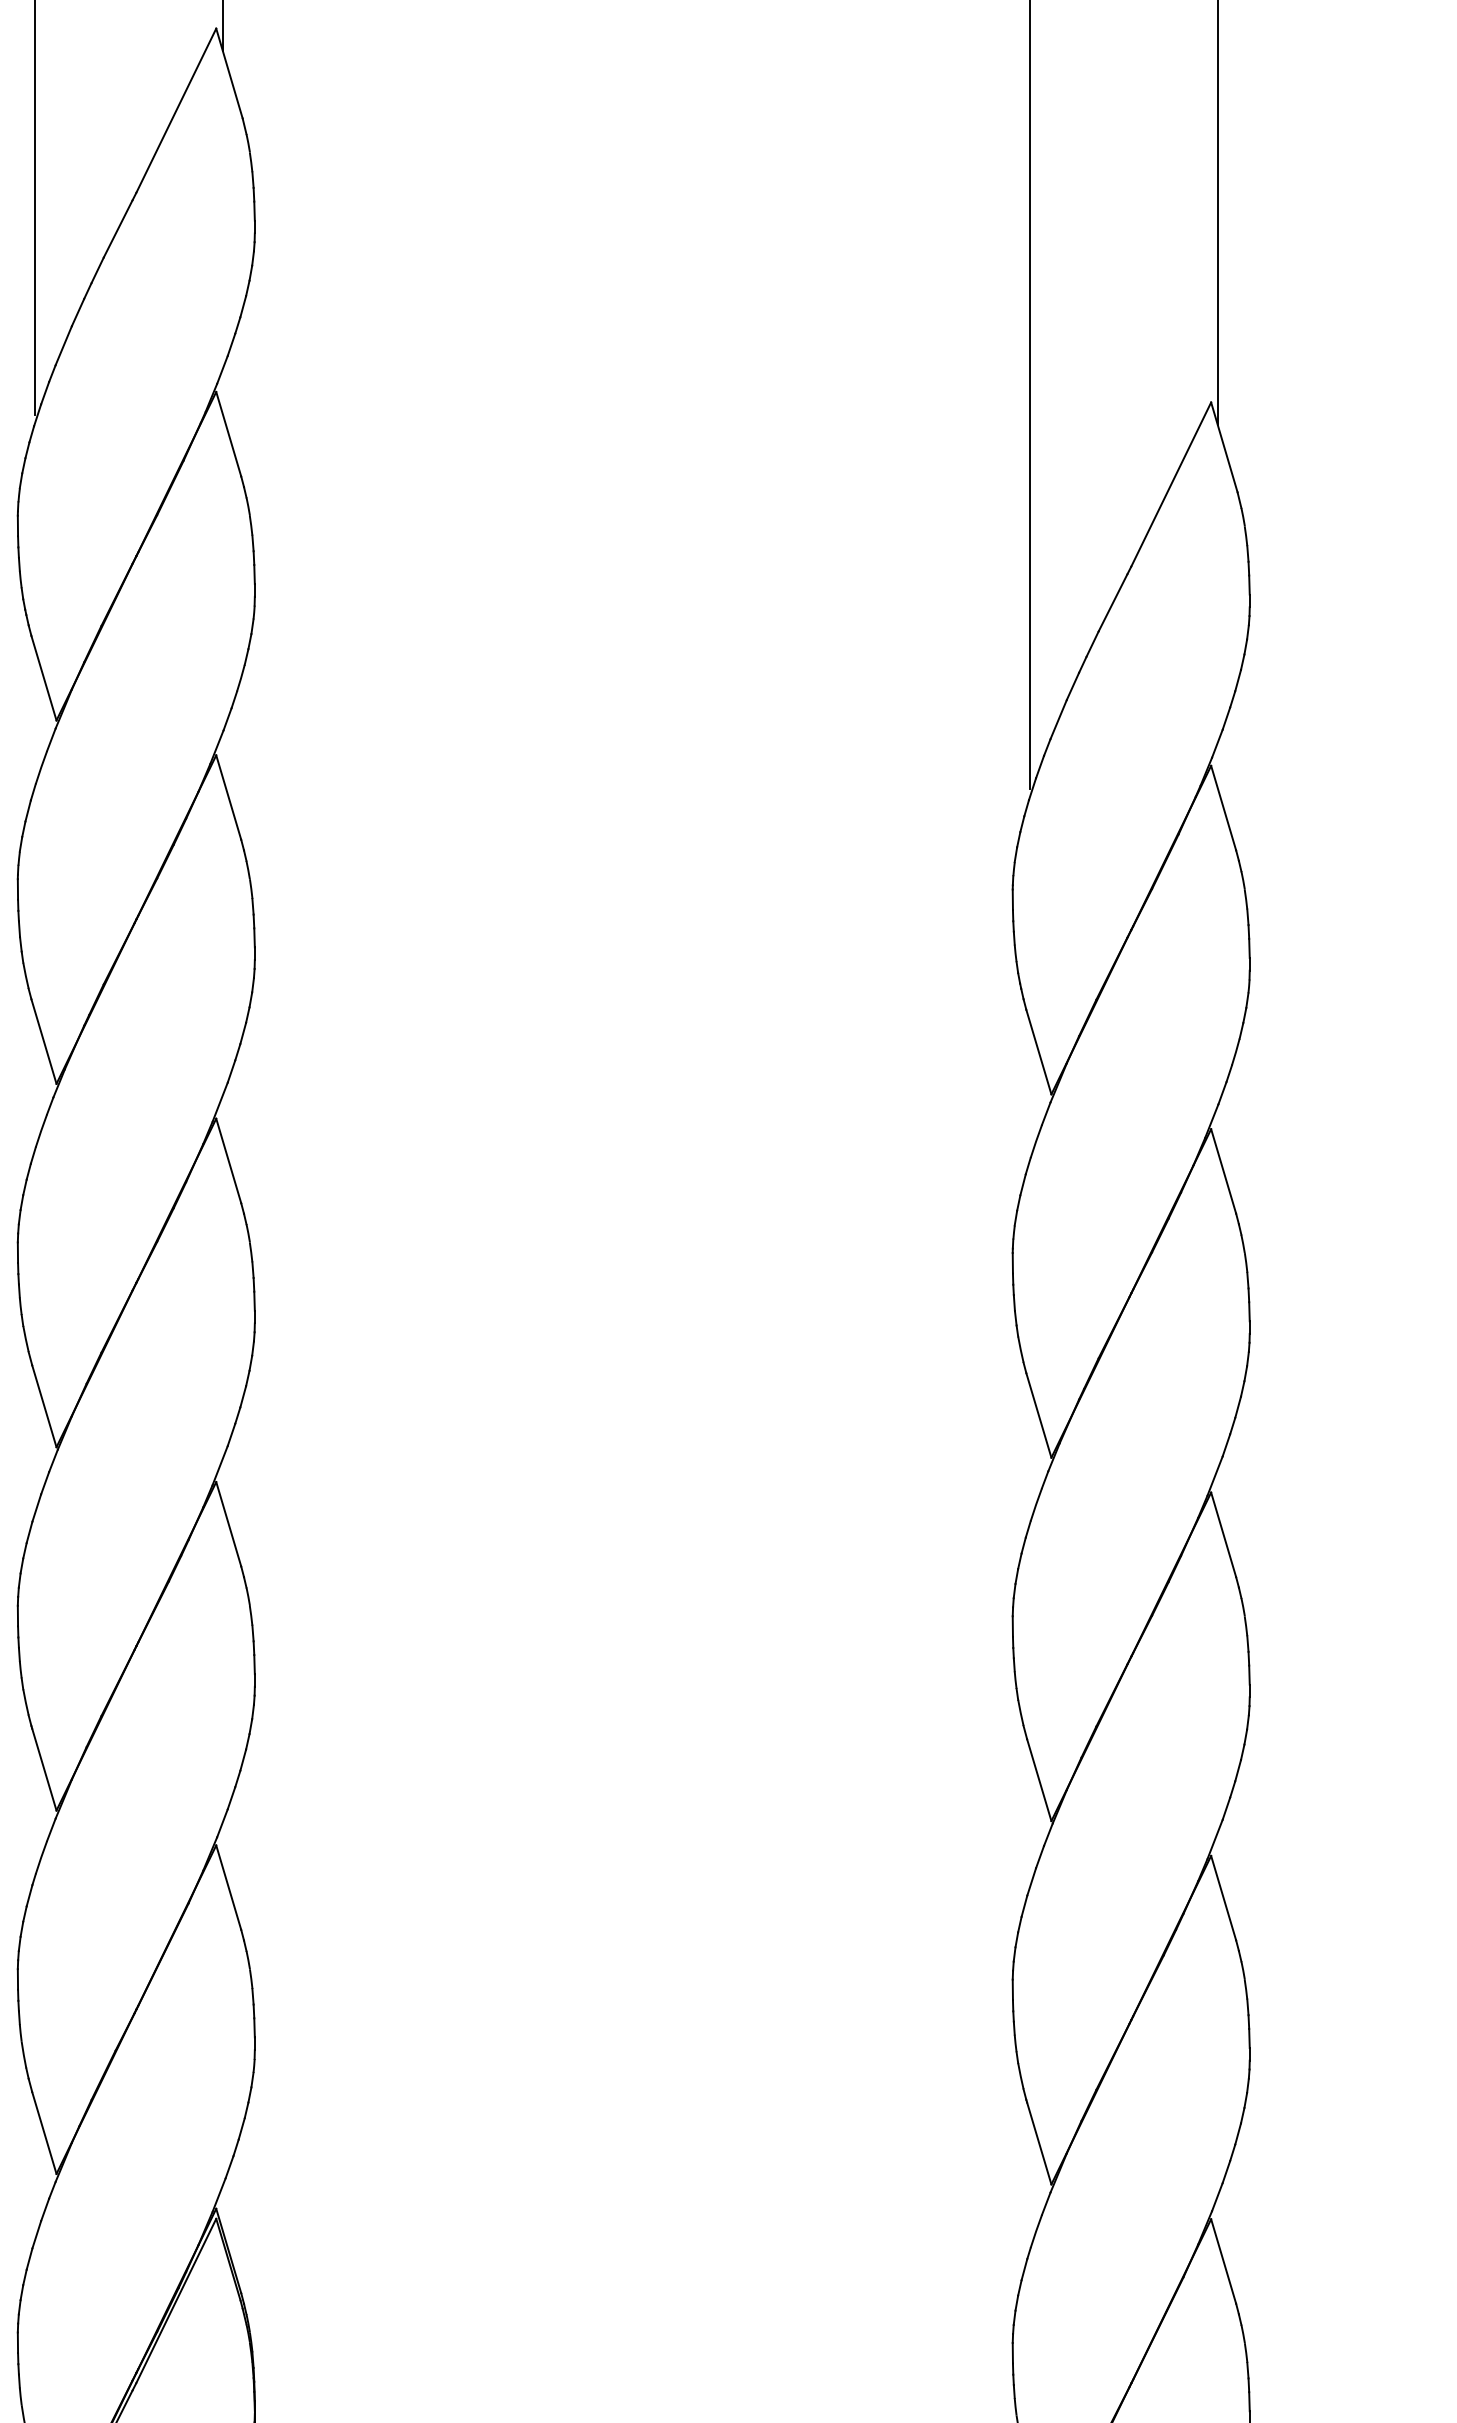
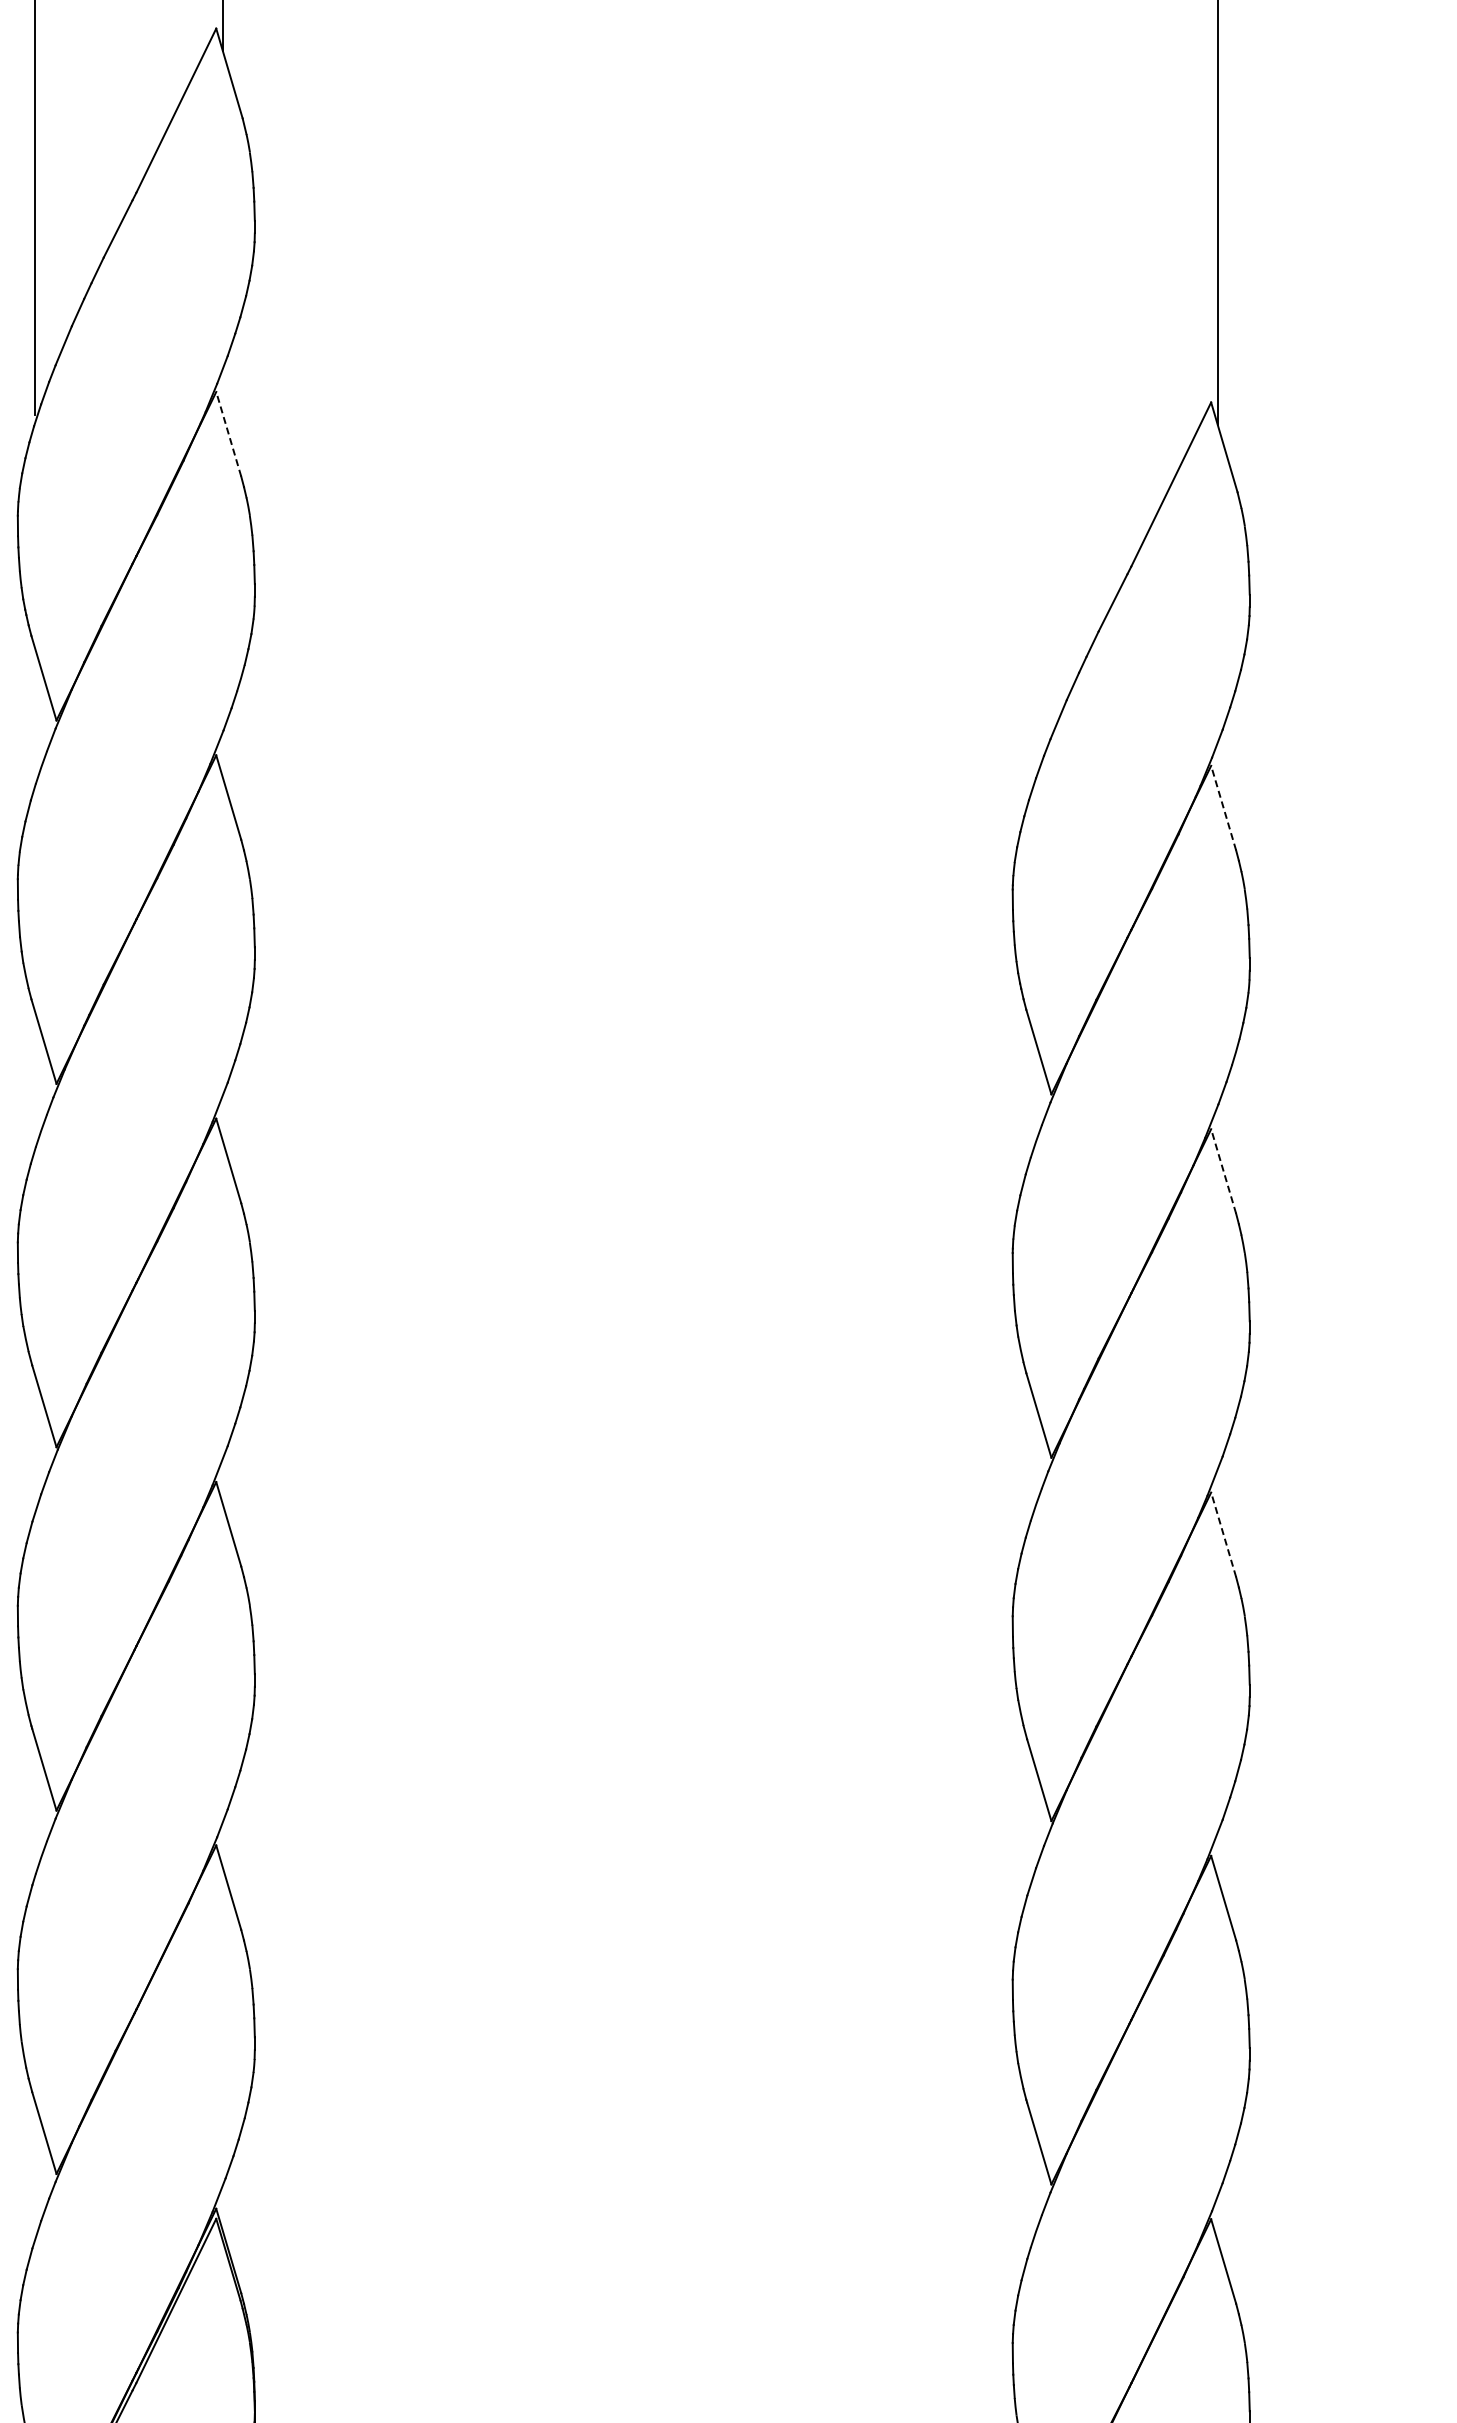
line: present -> none (1029, 395)
line: solid -> dashed (228, 433)
line: solid -> dashed (1223, 807)
line: solid -> dashed (1223, 1170)
line: solid -> dashed (1223, 1534)
